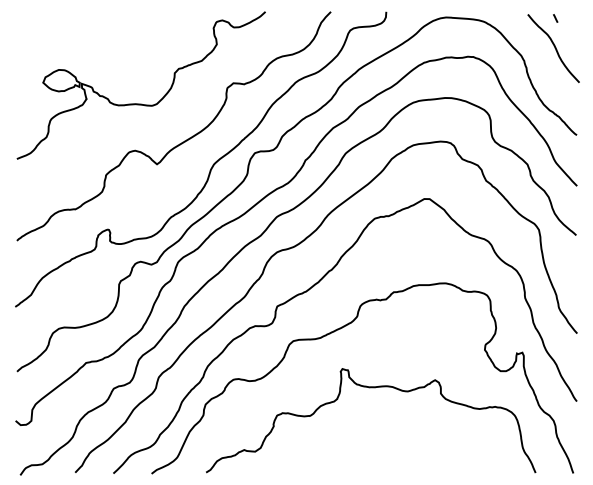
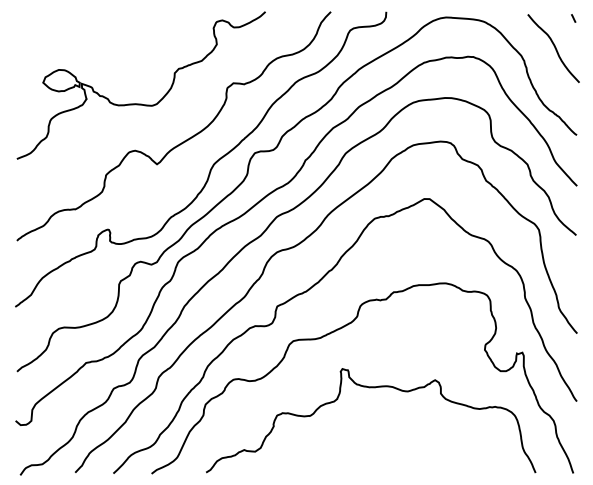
line position: (555, 18) -> (573, 18) (573, 18)
